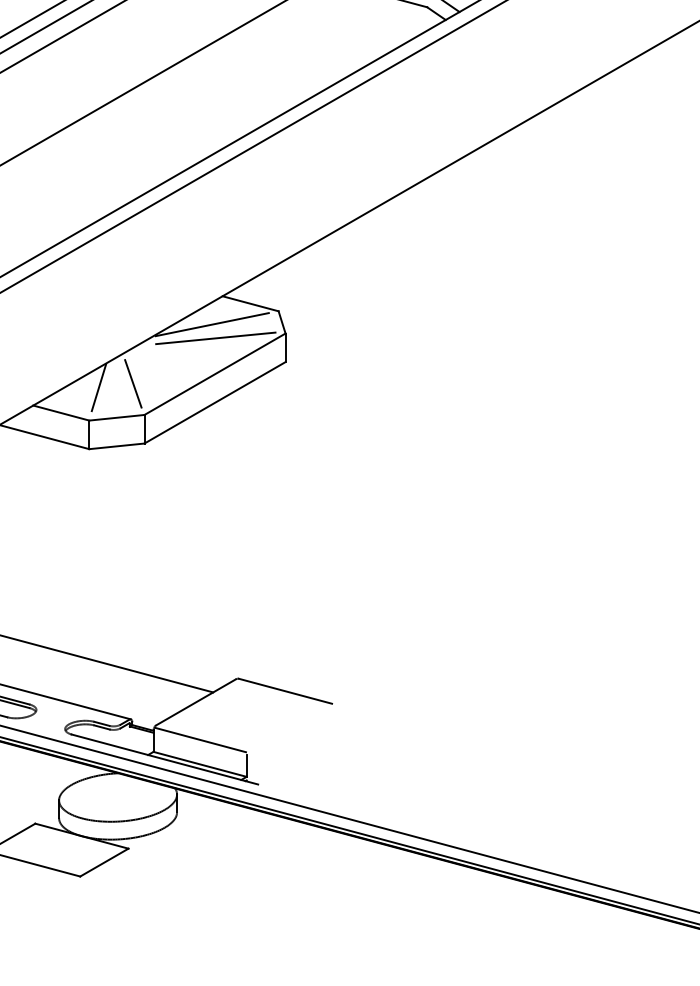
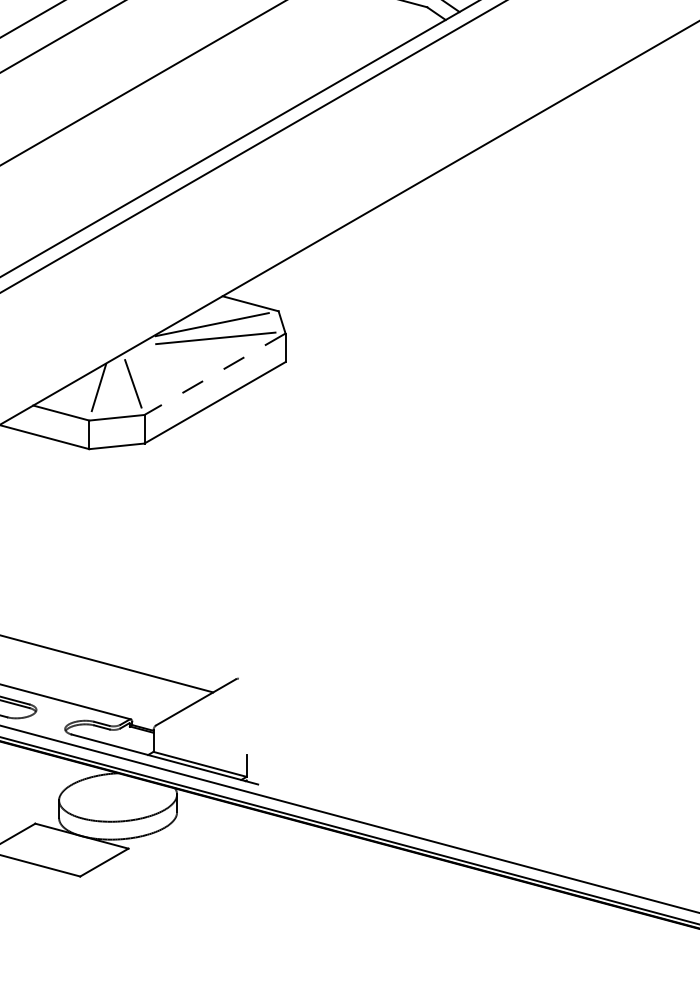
line: present -> none (45, 27)
line: solid -> dashed (214, 374)
line: present -> none (285, 690)
line: present -> none (200, 739)
